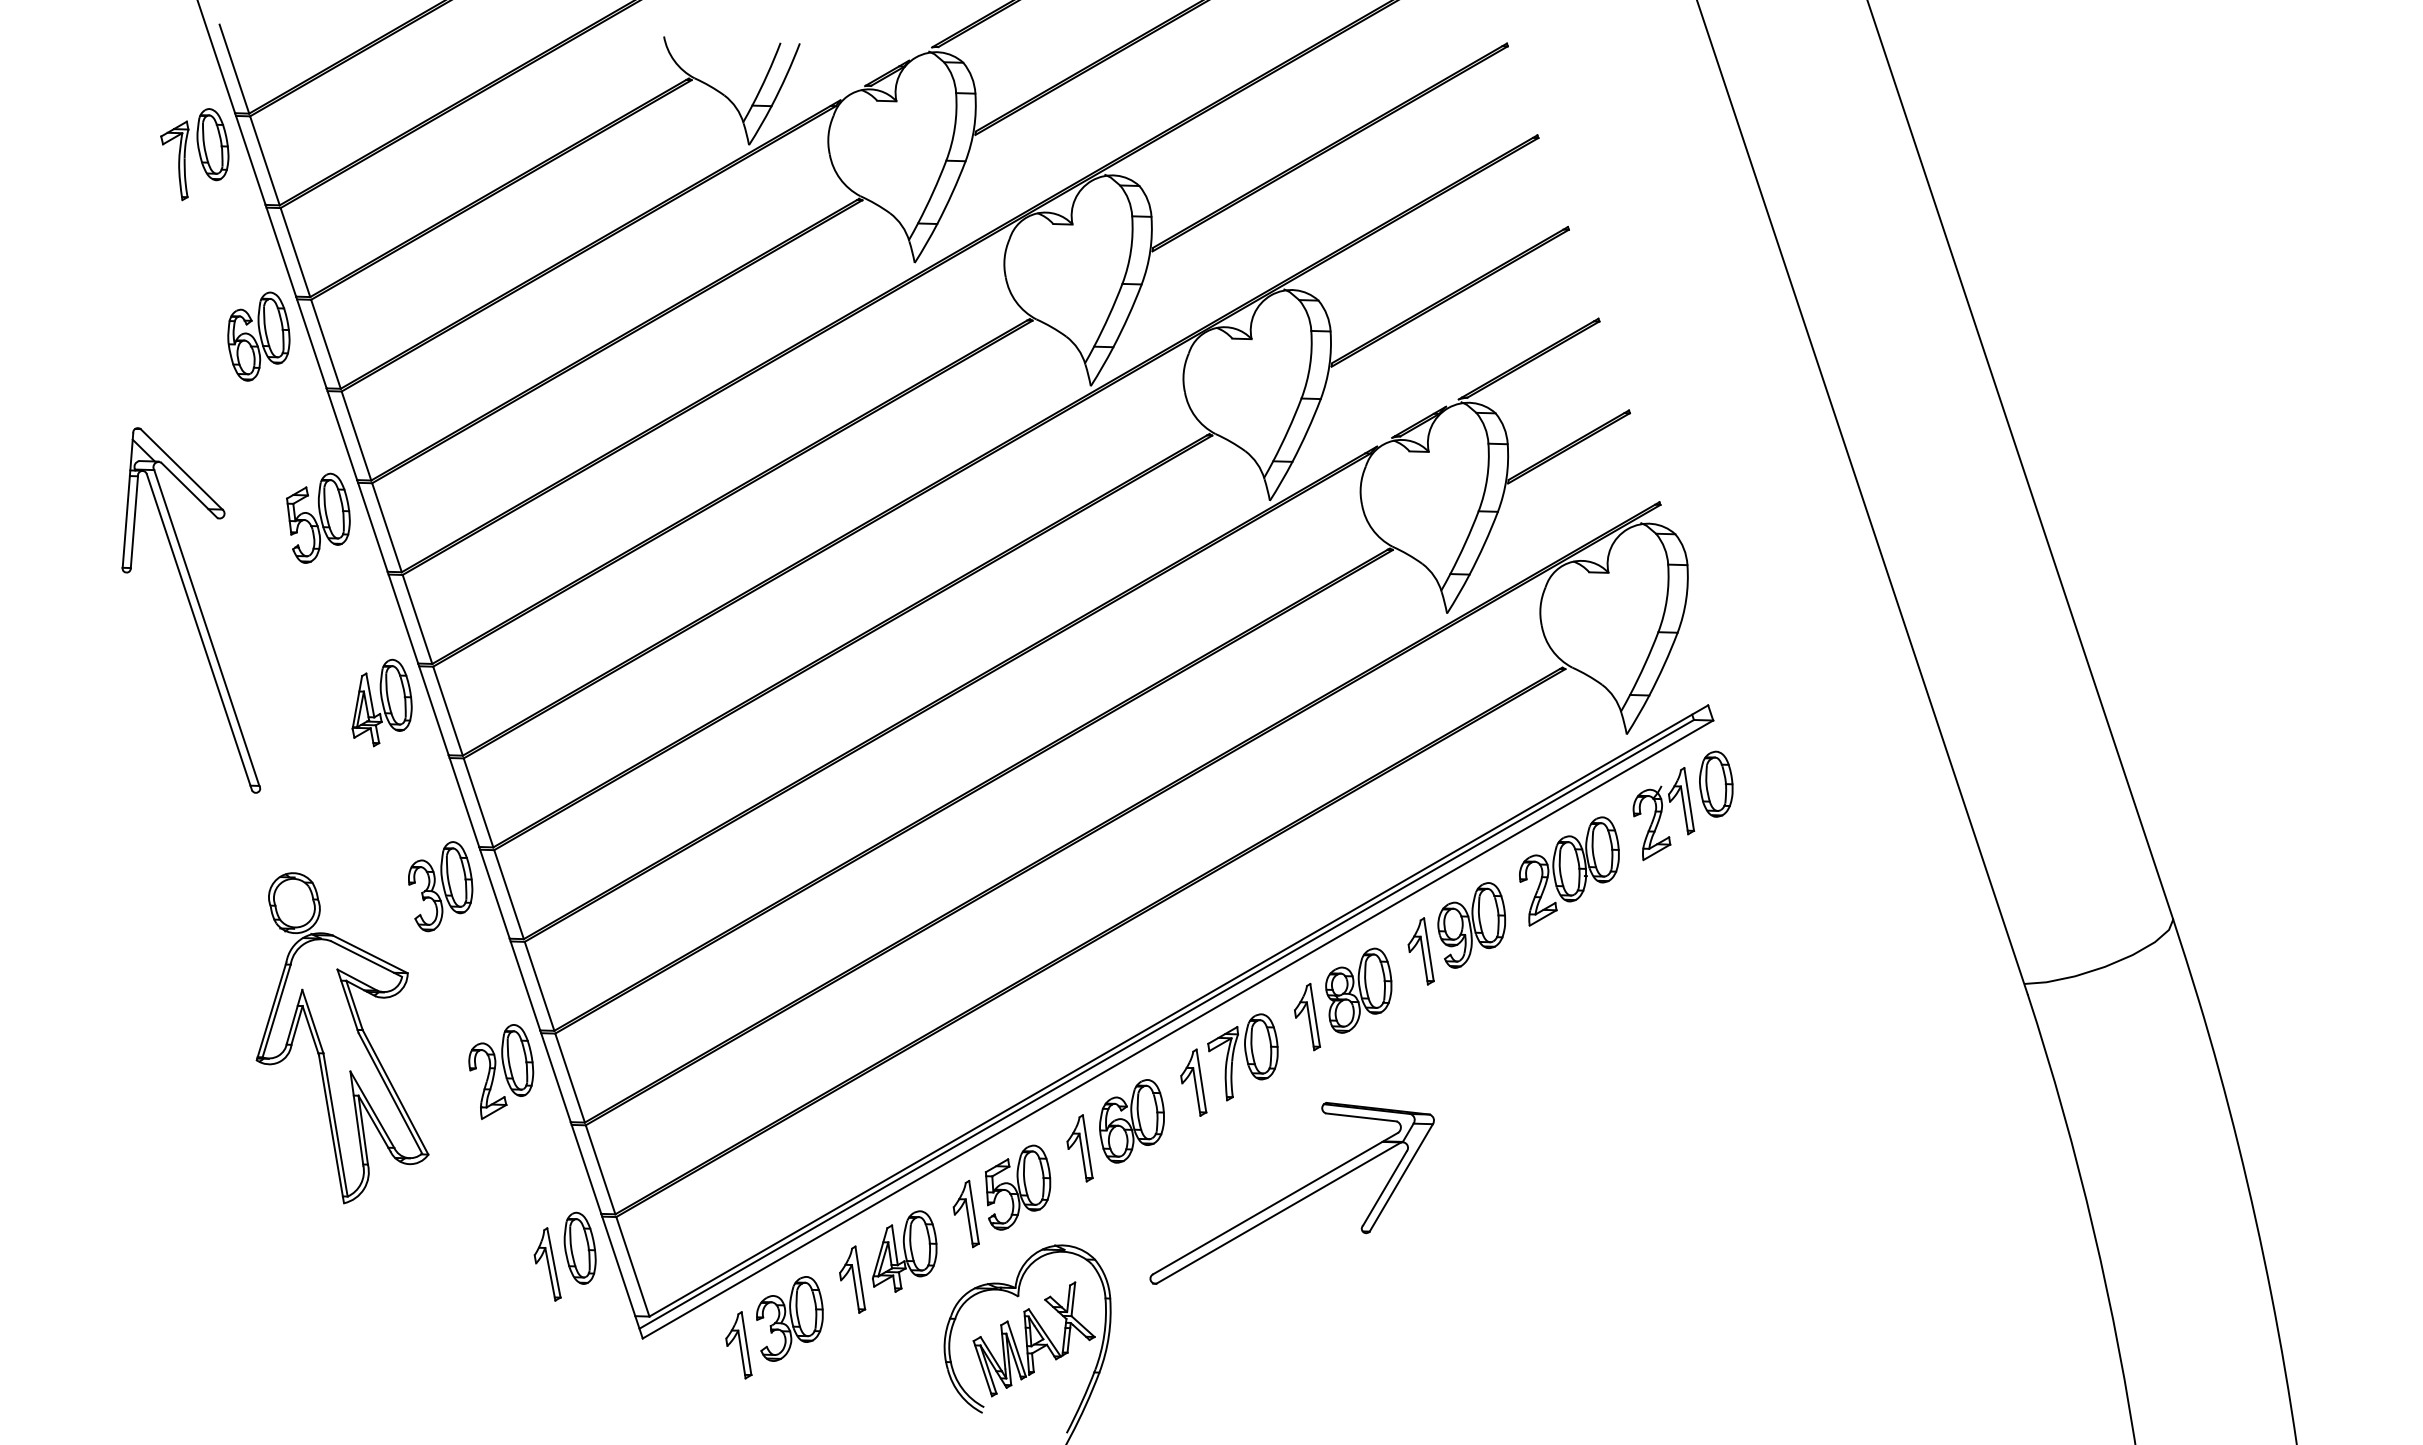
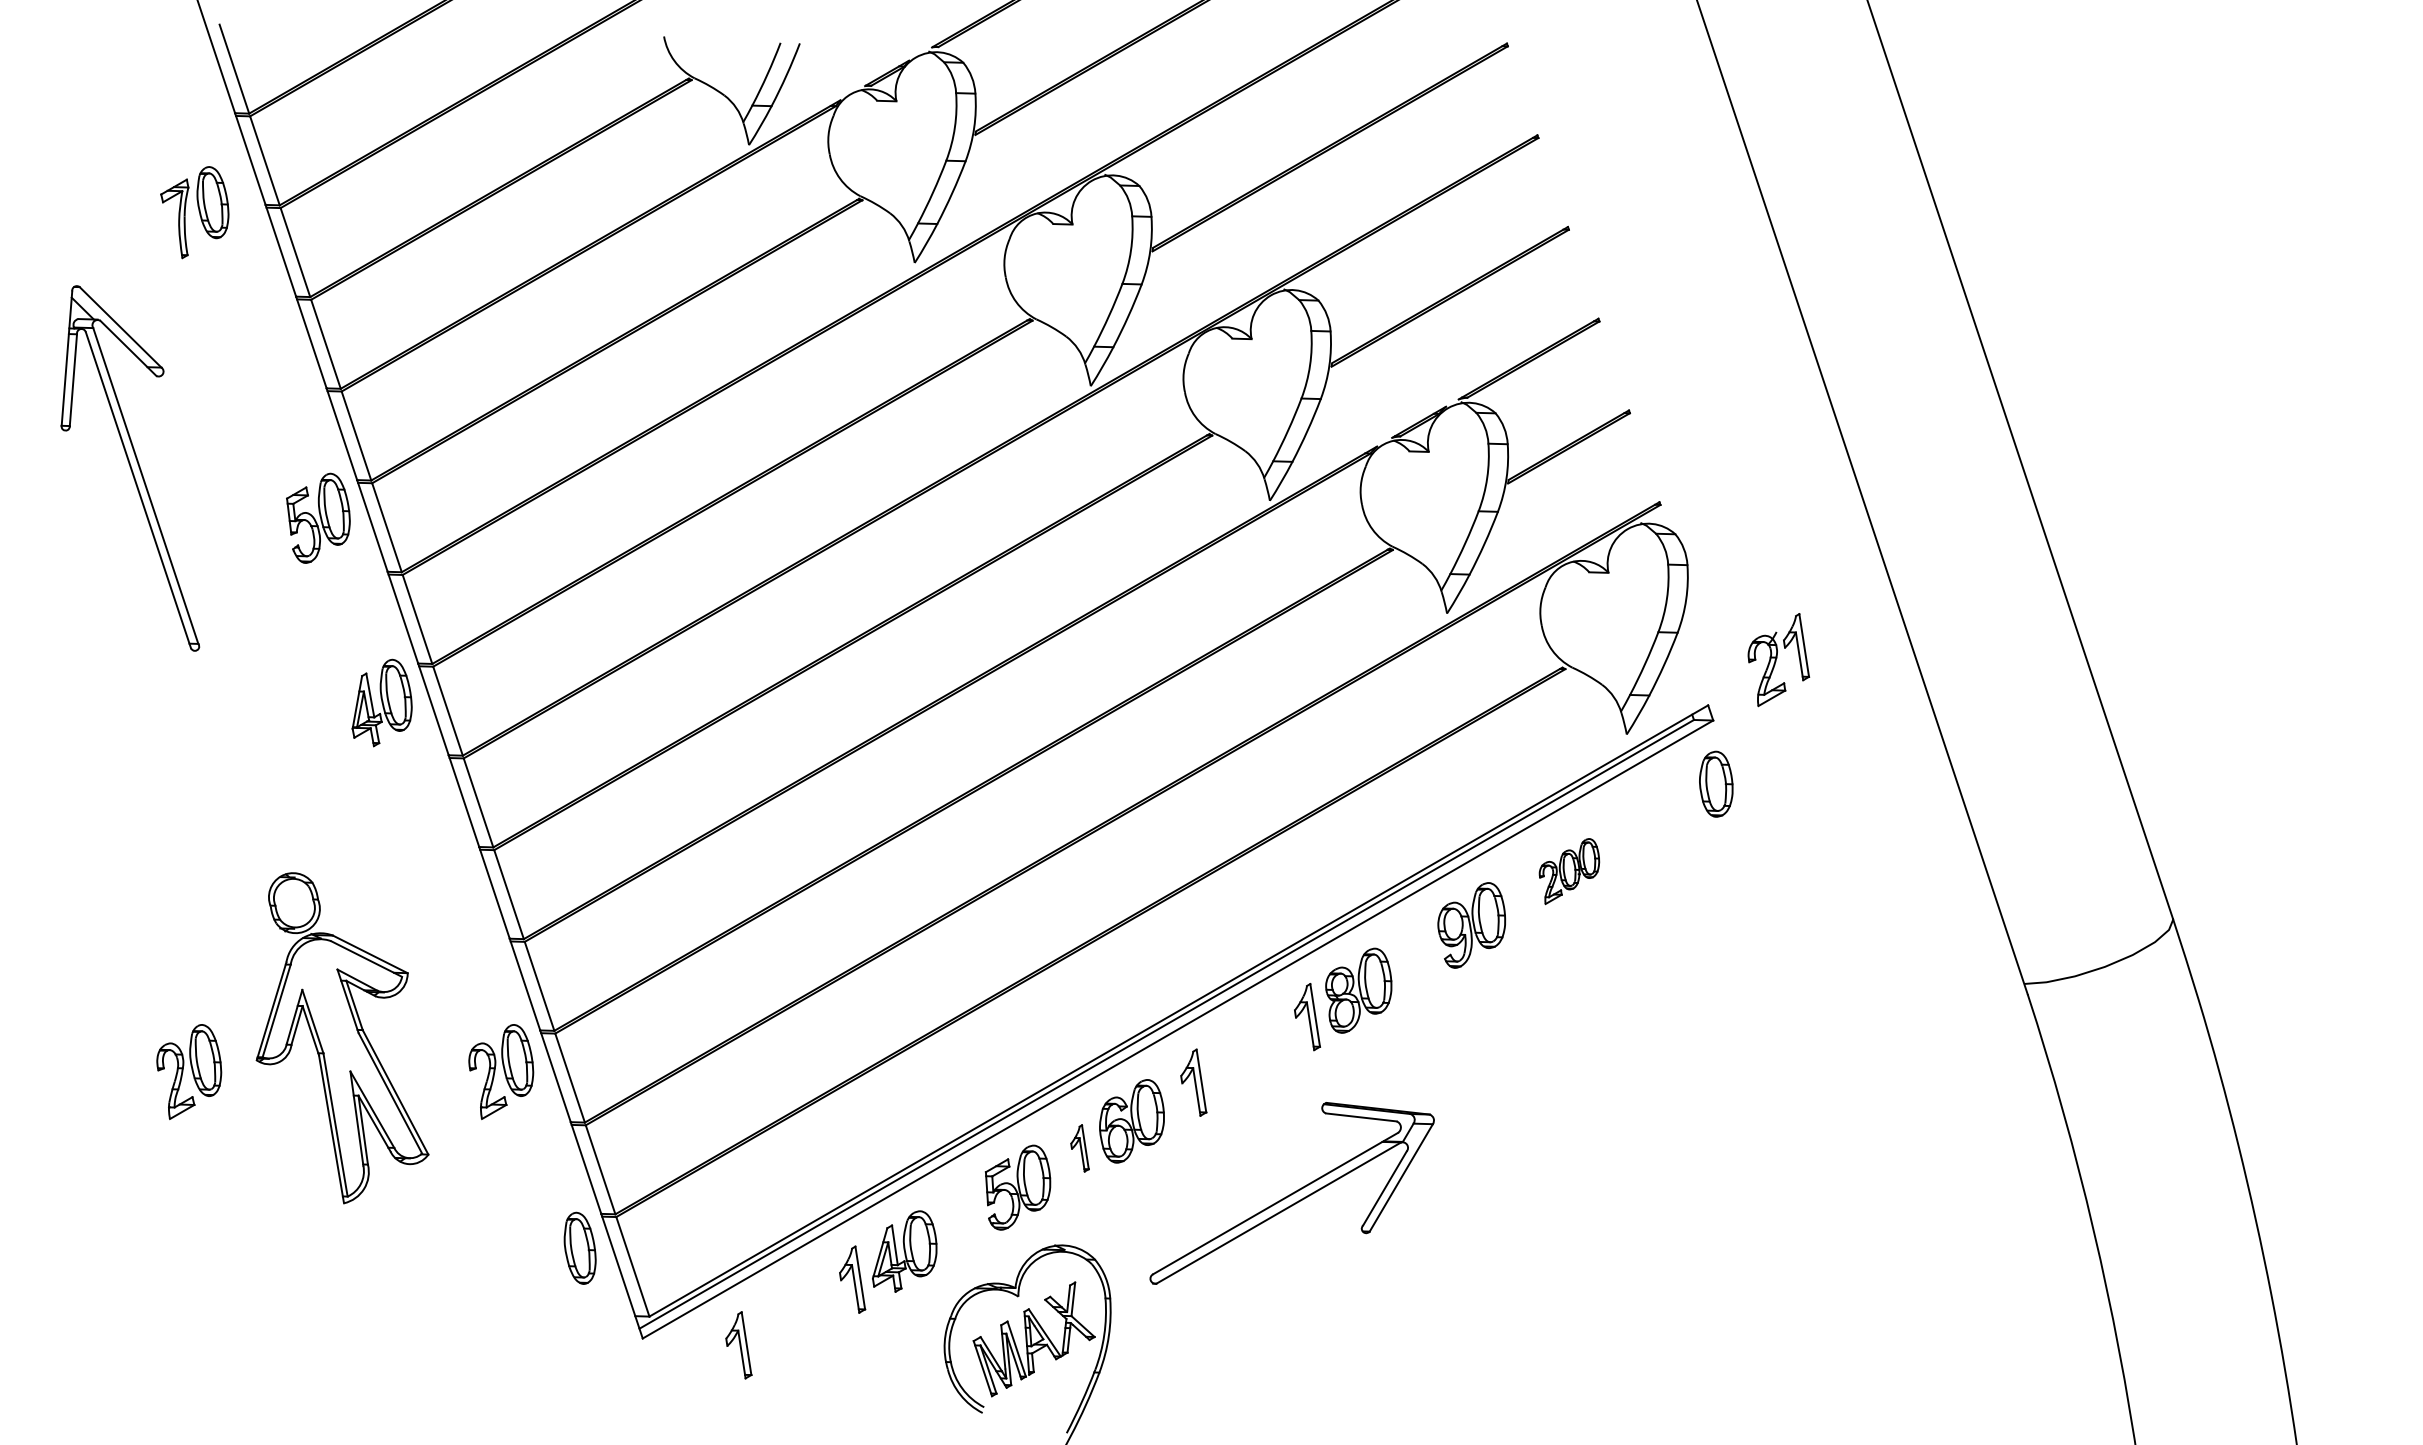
part position: (194, 154) -> (194, 212) (194, 212)
part: present -> none (258, 336)
part position: (191, 610) -> (130, 468) (130, 468)
part position: (1663, 814) -> (1778, 660) (1778, 660)
part size: 101x111 px -> 63x68 px (1569, 871)
part: present -> none (440, 886)
part: present -> none (1420, 951)
part: present -> none (1242, 1057)
part: none -> present (189, 1071)
part size: 28x69 px -> 20x49 px (1079, 1148)
part: present -> none (965, 1213)
part: present -> none (547, 1264)
part: present -> none (789, 1318)
